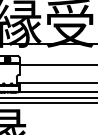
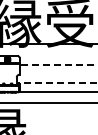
line: solid -> dashed (58, 64)
line: solid -> dashed (56, 83)
line: present -> none (48, 98)
